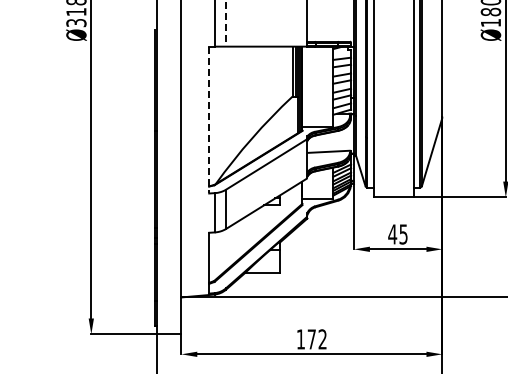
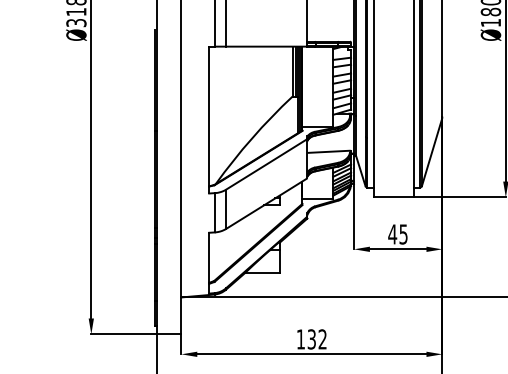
line: dashed -> solid (226, 23)
line: dashed -> solid (209, 120)
text: 172 -> 132 (311, 339)
